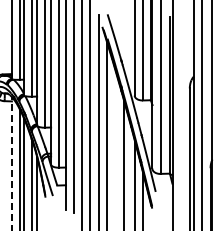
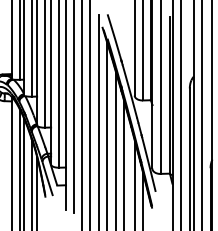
line: none -> present (180, 114)
line: none -> present (116, 149)
line: dashed -> solid (11, 163)
